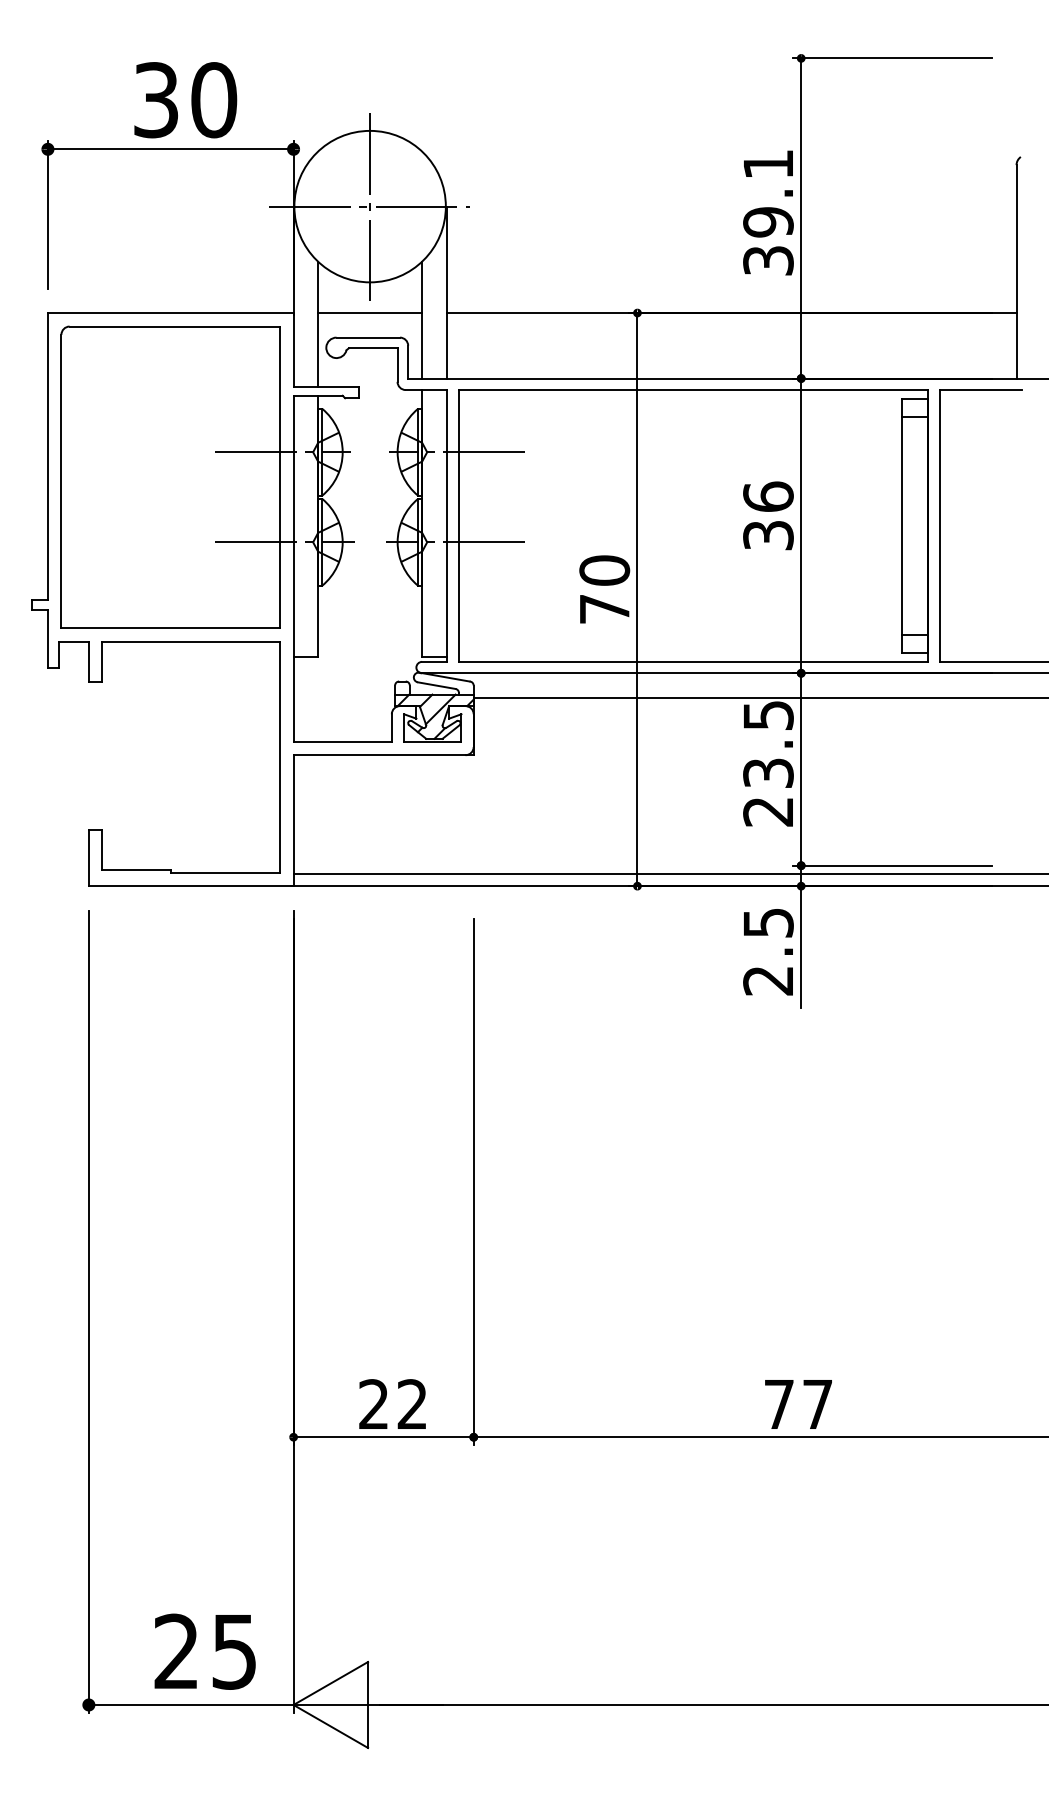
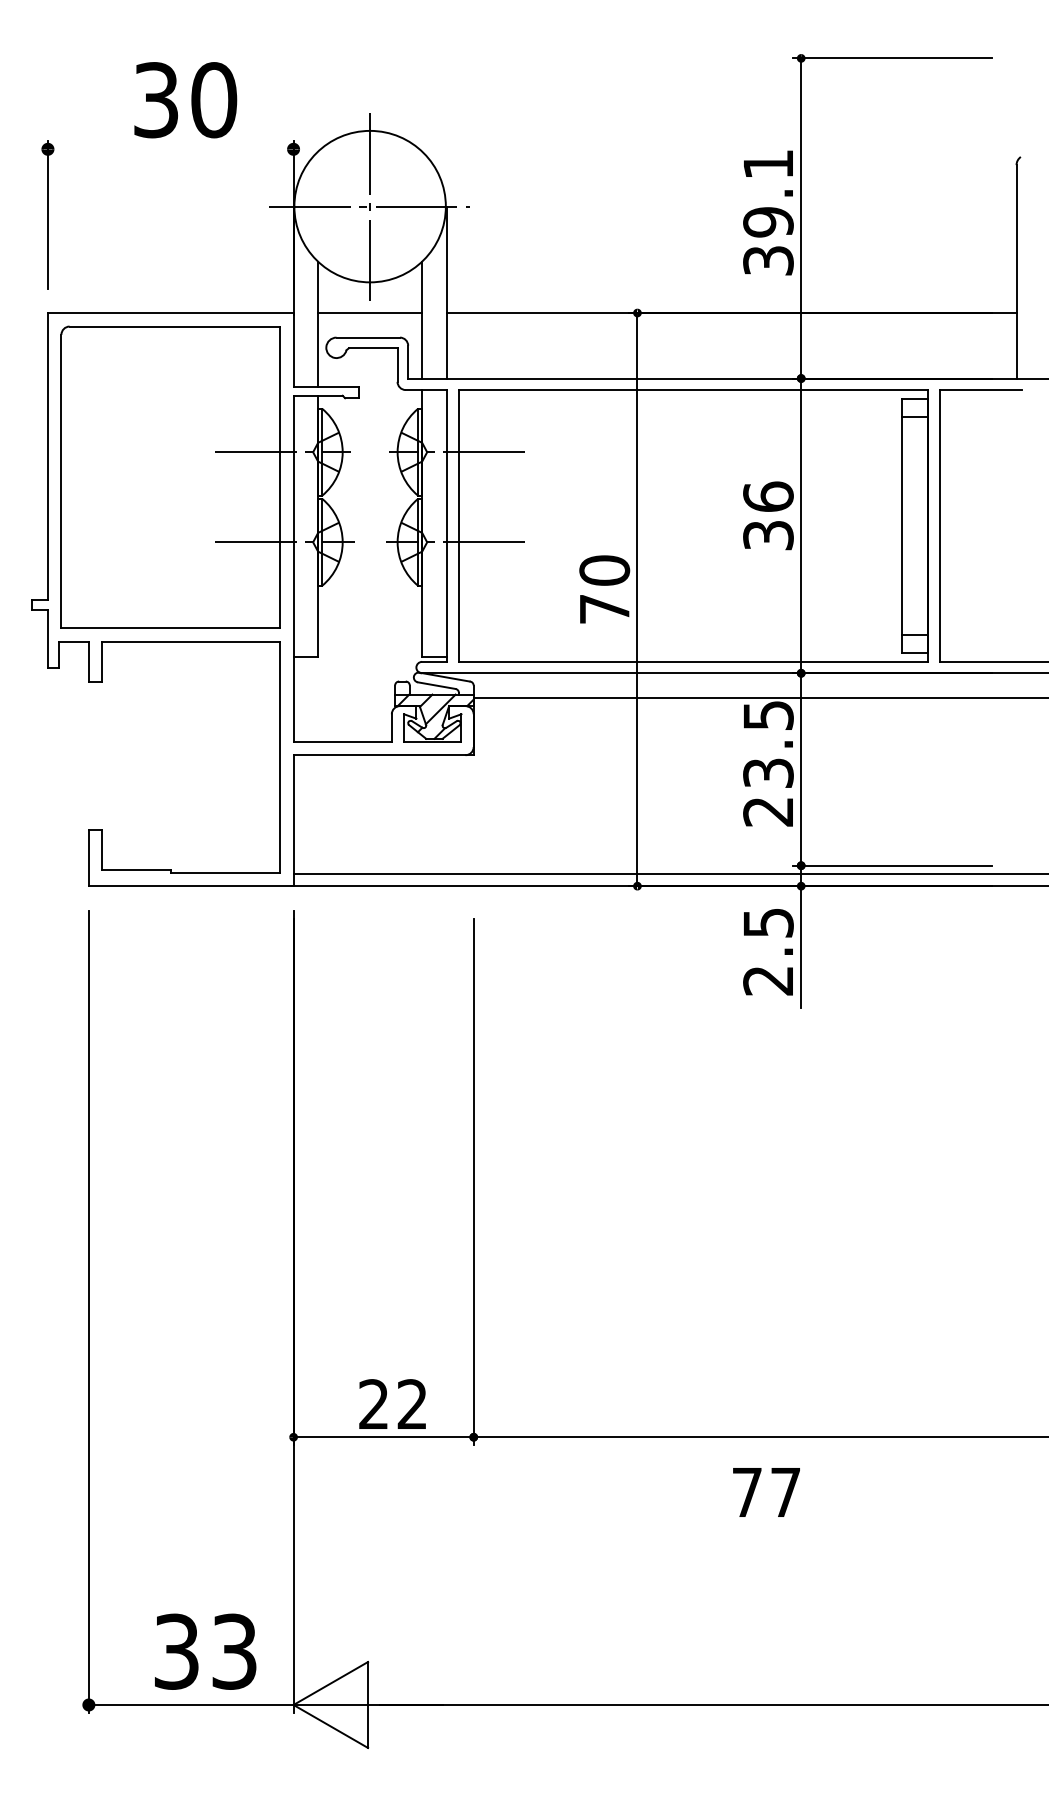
line: present -> none (170, 149)
text position: (798, 1404) -> (766, 1492) (766, 1492)
text: 25 -> 33 (205, 1651)
